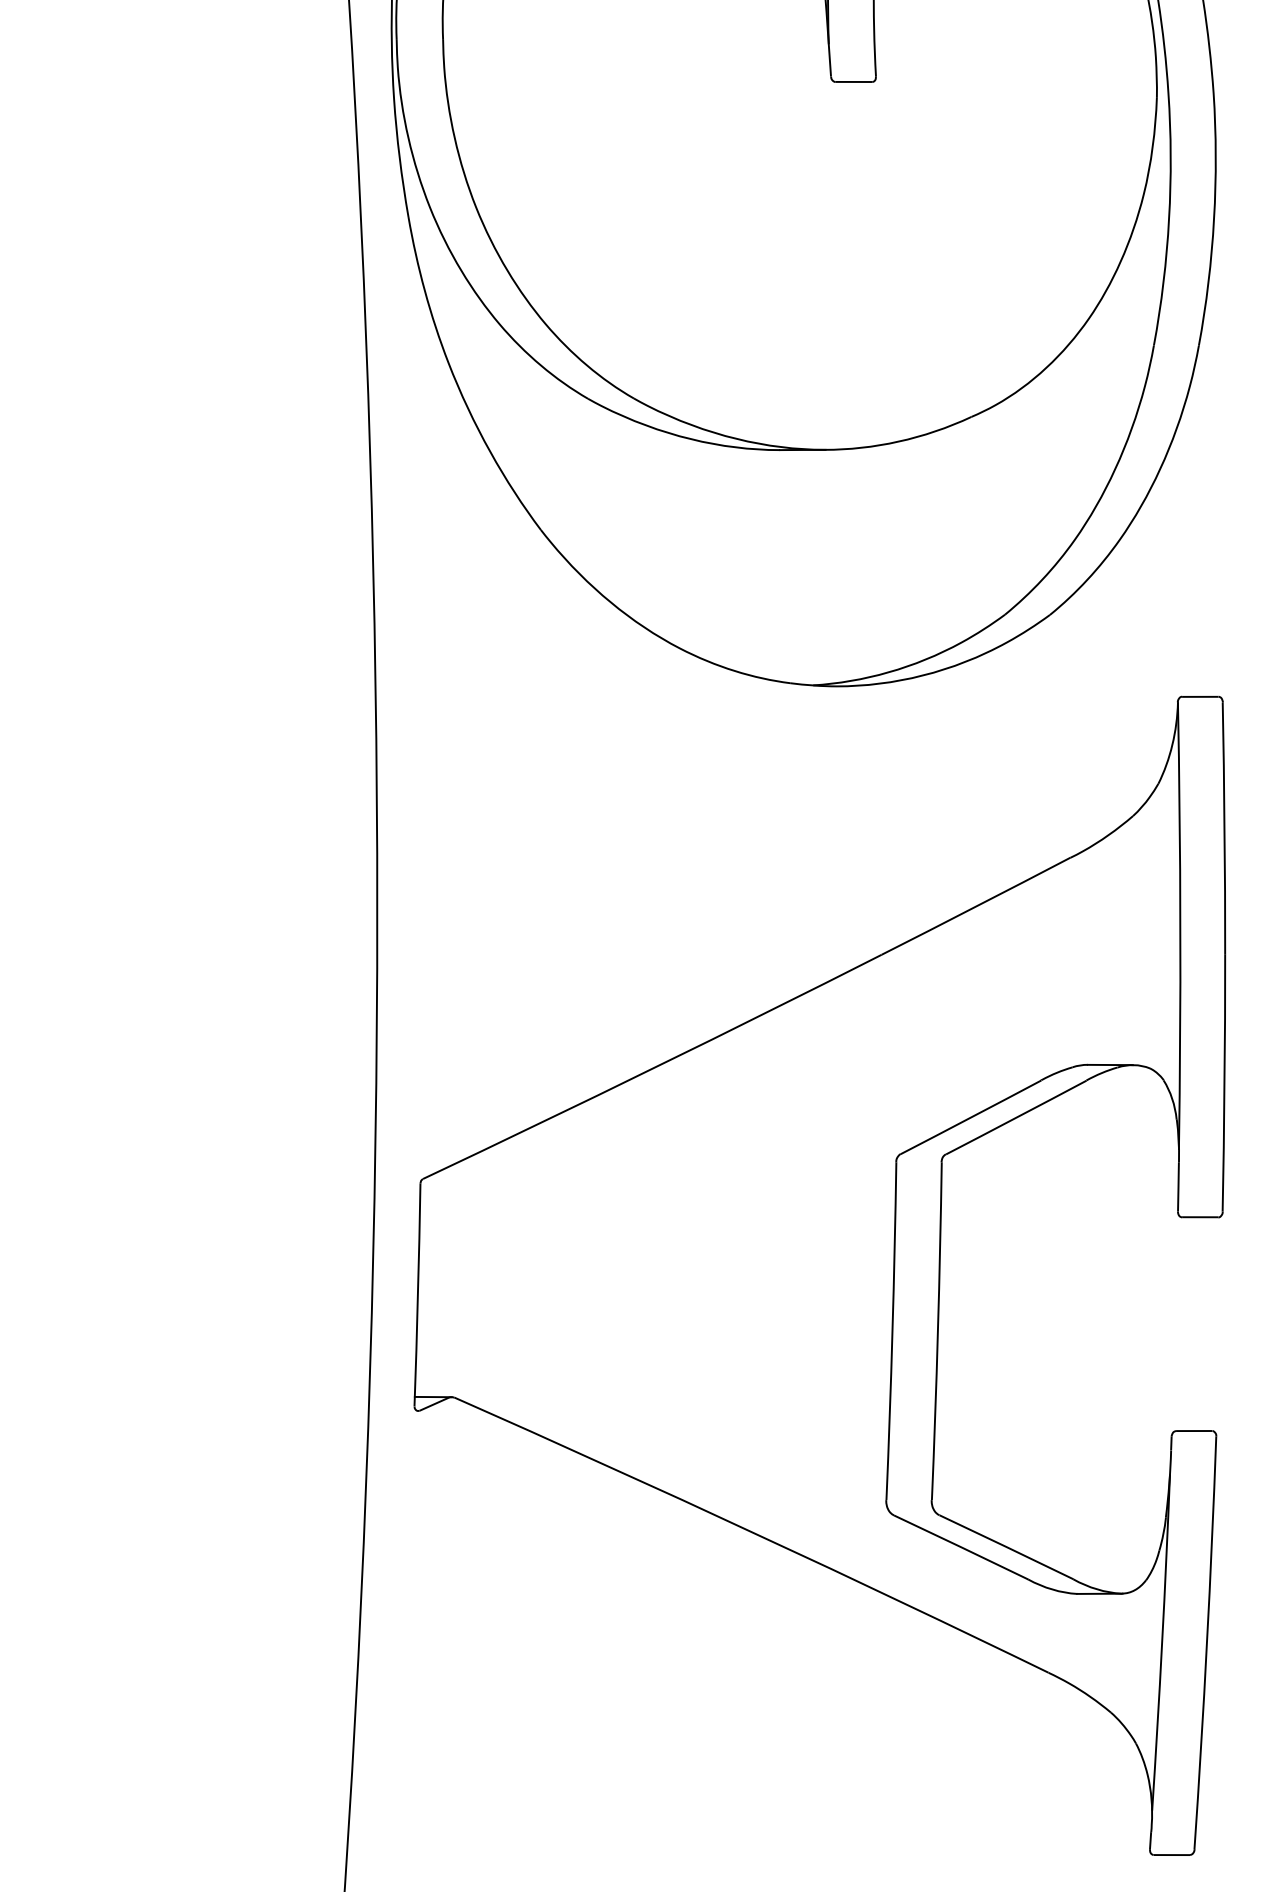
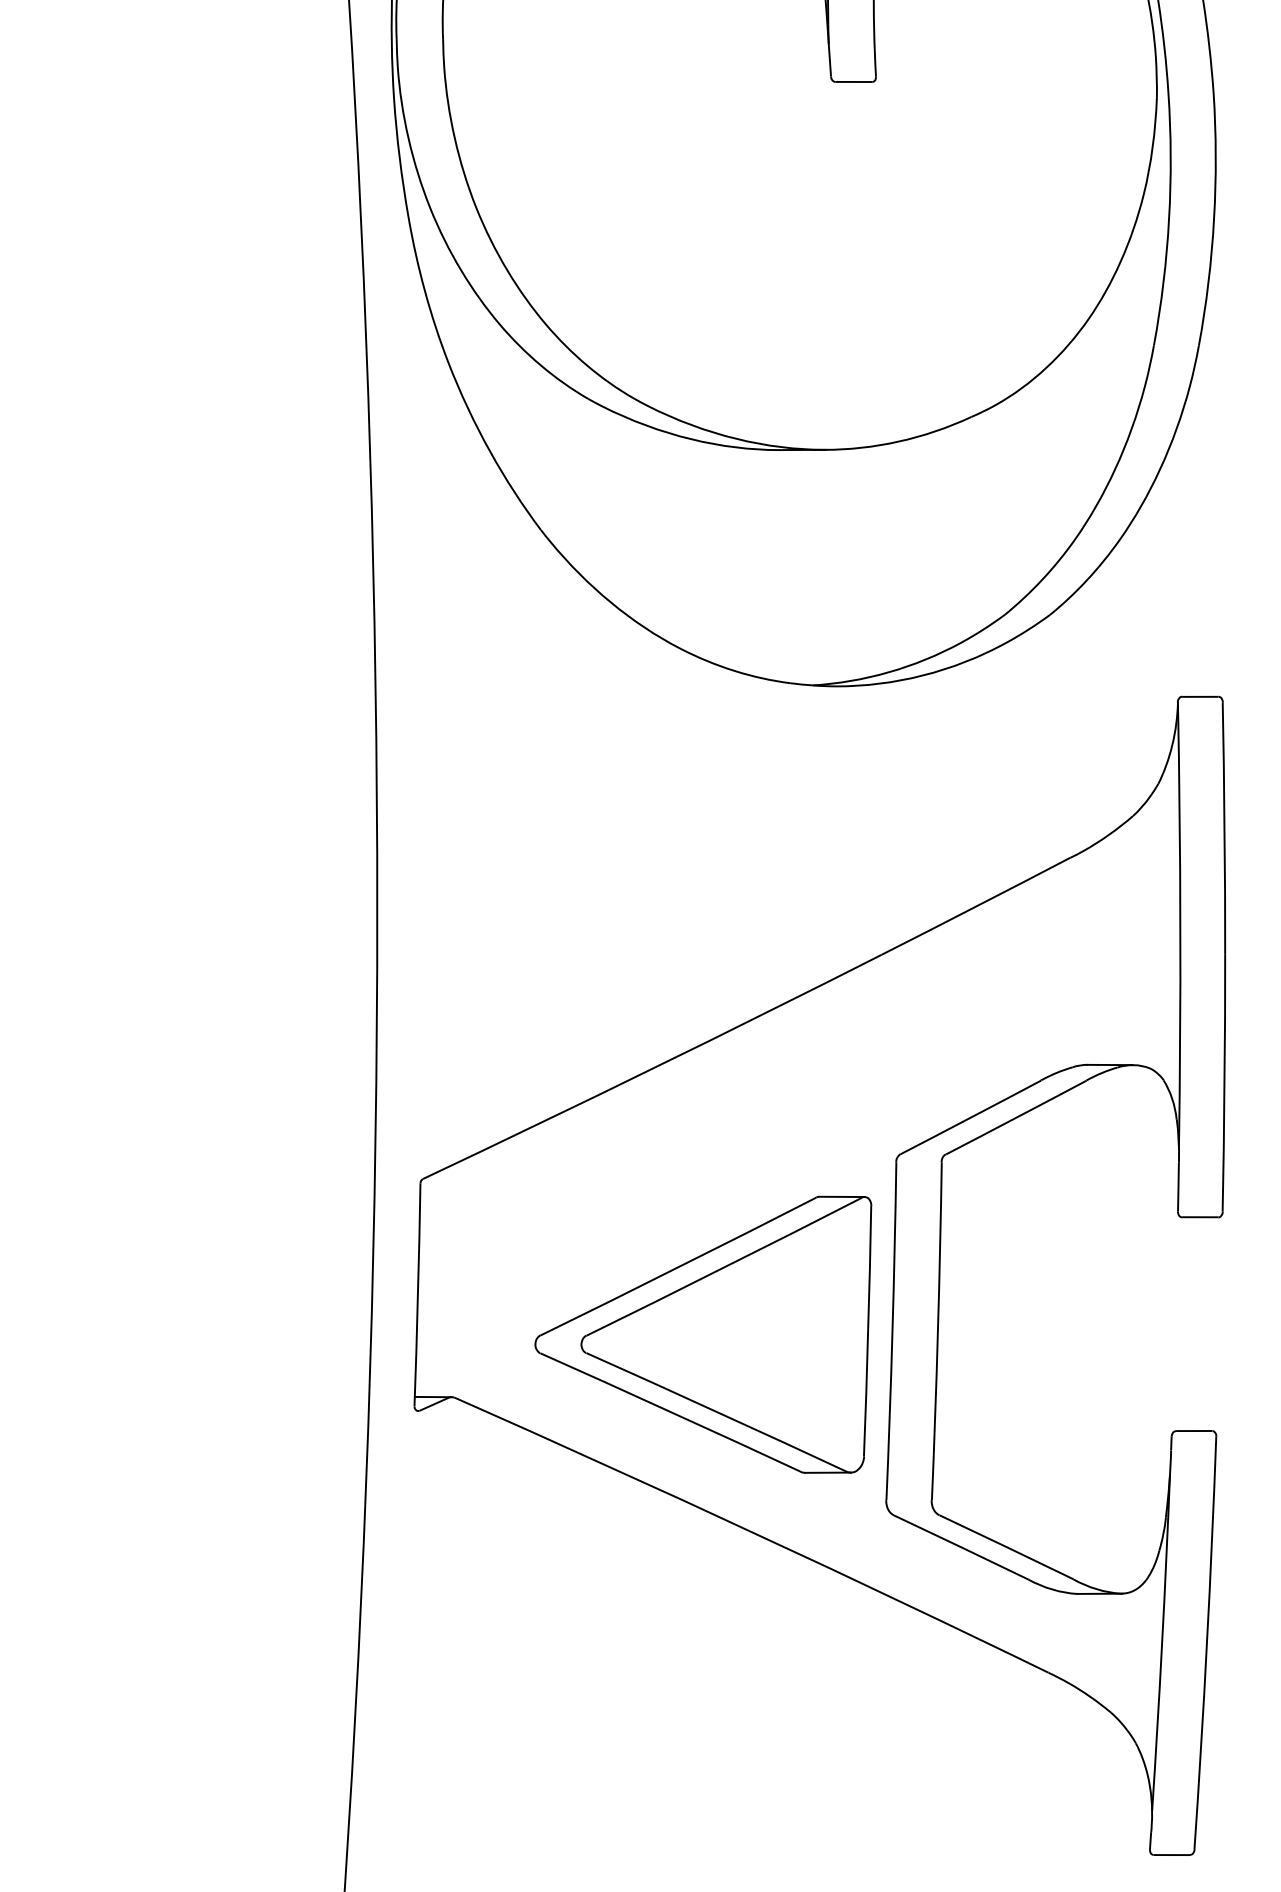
part: none -> present (703, 1334)
